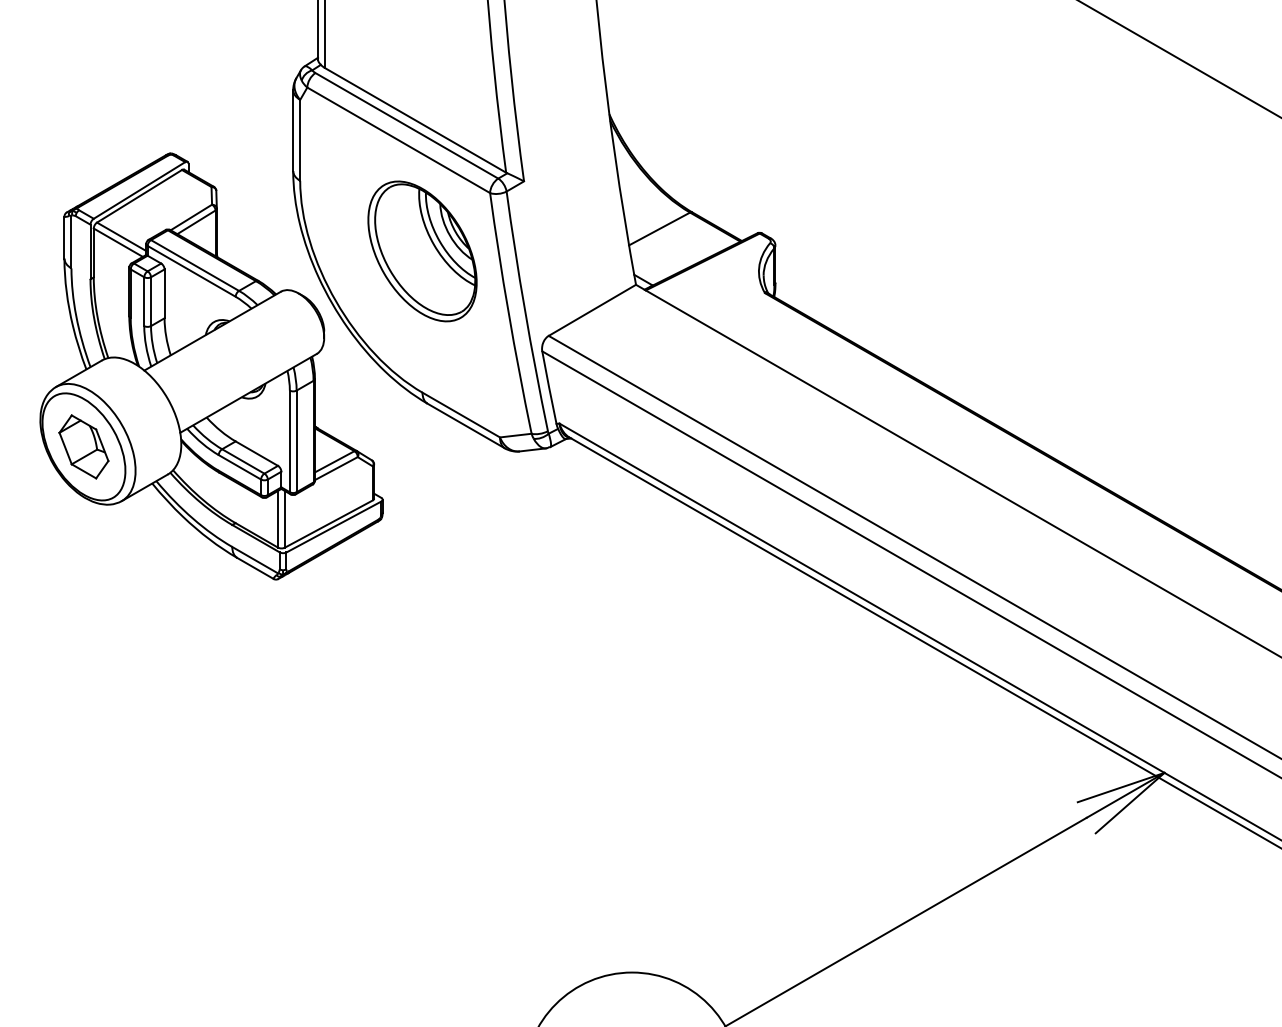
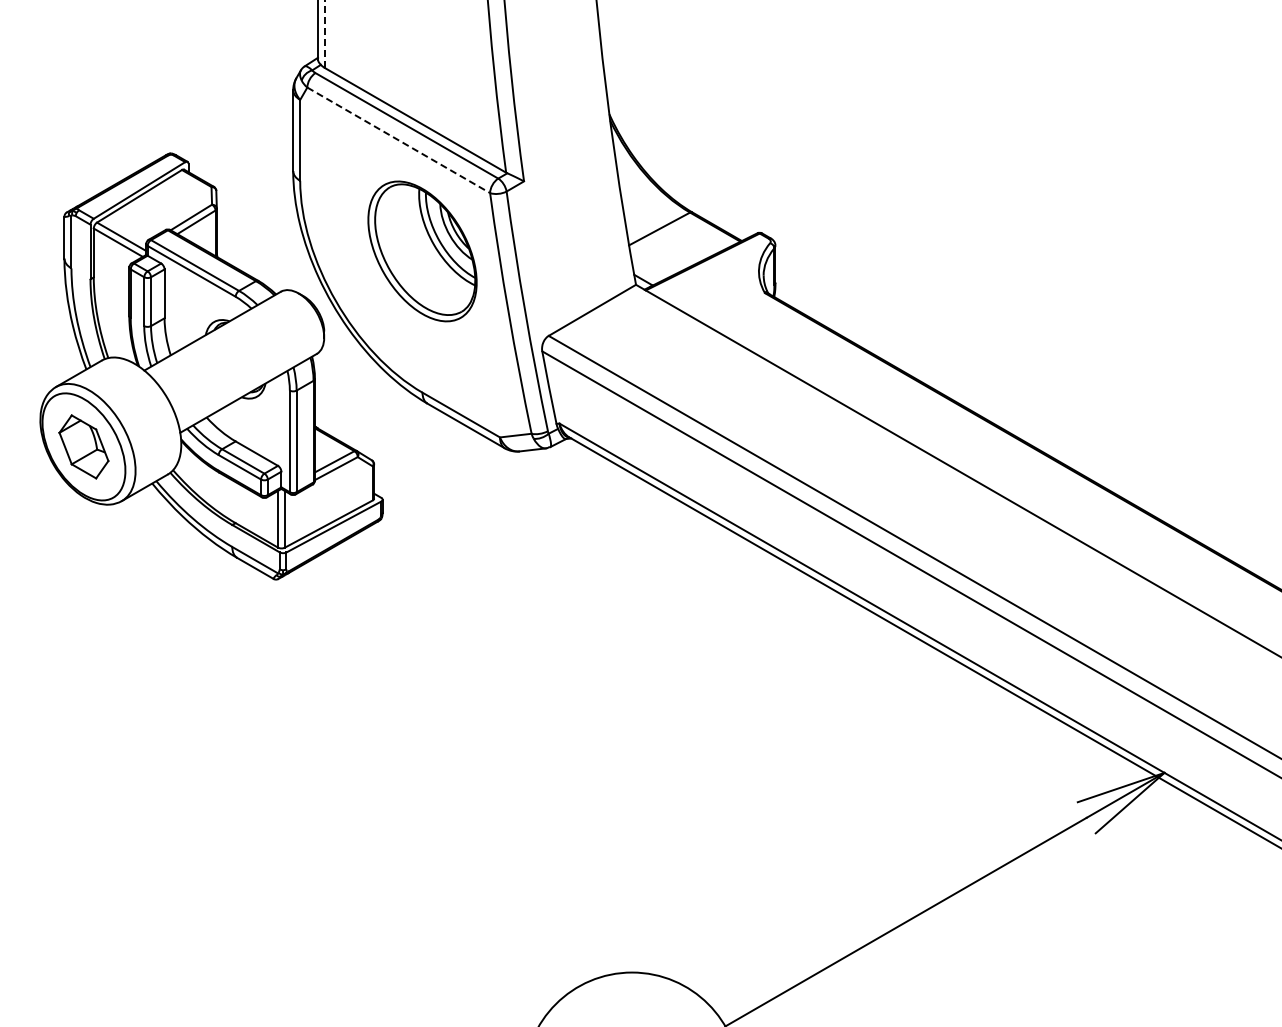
line: solid -> dashed (325, 34)
line: present -> none (1179, 59)
line: solid -> dashed (398, 140)
